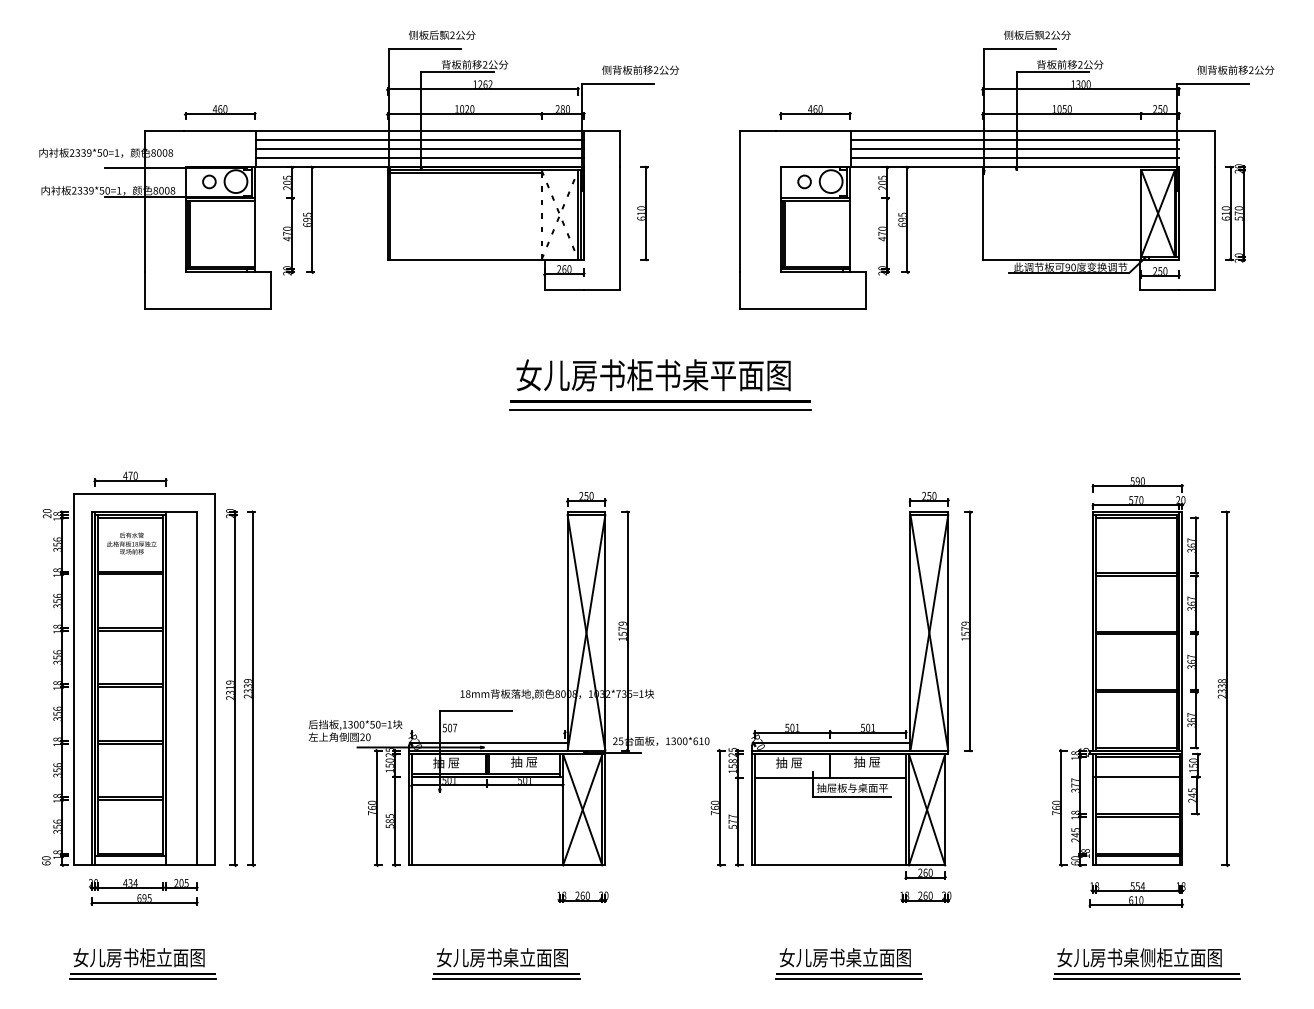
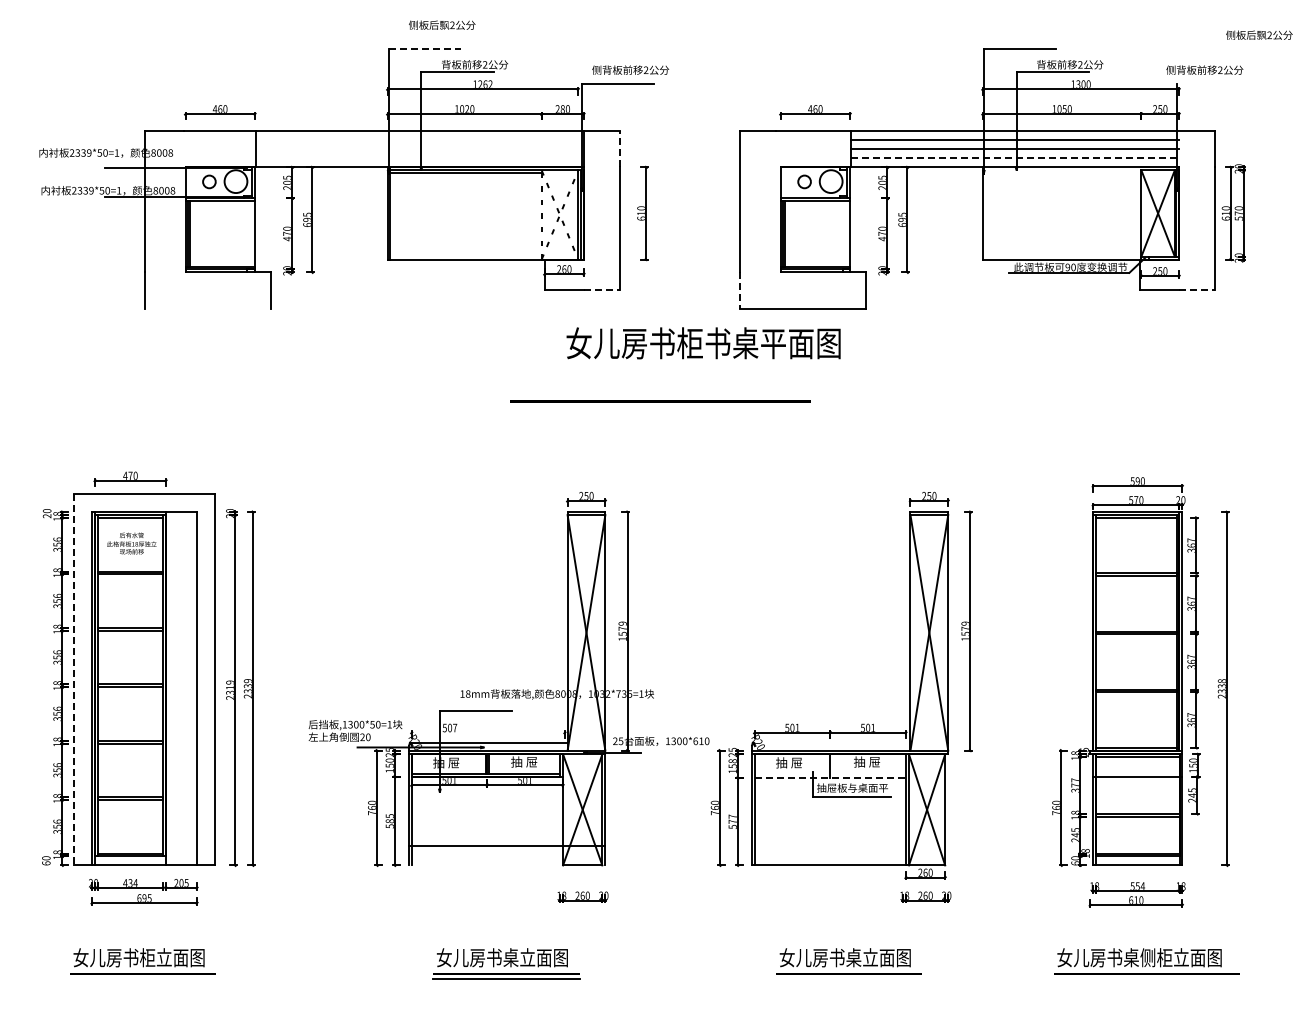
text position: (442, 34) -> (442, 24) (442, 24)
text position: (1037, 34) -> (1259, 34) (1259, 34)
line: solid -> dashed (425, 49)
text position: (640, 69) -> (630, 69) (630, 69)
text position: (1235, 69) -> (1204, 69) (1204, 69)
line: present -> none (1213, 83)
line: present -> none (420, 140)
line: solid -> dashed (620, 148)
line: present -> none (420, 149)
line: present -> none (420, 158)
line: solid -> dashed (1015, 158)
line: solid -> dashed (602, 290)
line: solid -> dashed (1197, 290)
line: solid -> dashed (739, 291)
line: present -> none (207, 308)
text position: (653, 375) -> (703, 343) (703, 343)
line: present -> none (660, 409)
line: solid -> dashed (73, 679)
line: present -> none (832, 743)
line: solid -> dashed (830, 778)
line position: (507, 865) -> (507, 846) (507, 846)
line: present -> none (142, 978)
line: present -> none (849, 978)
line: present -> none (1146, 978)
